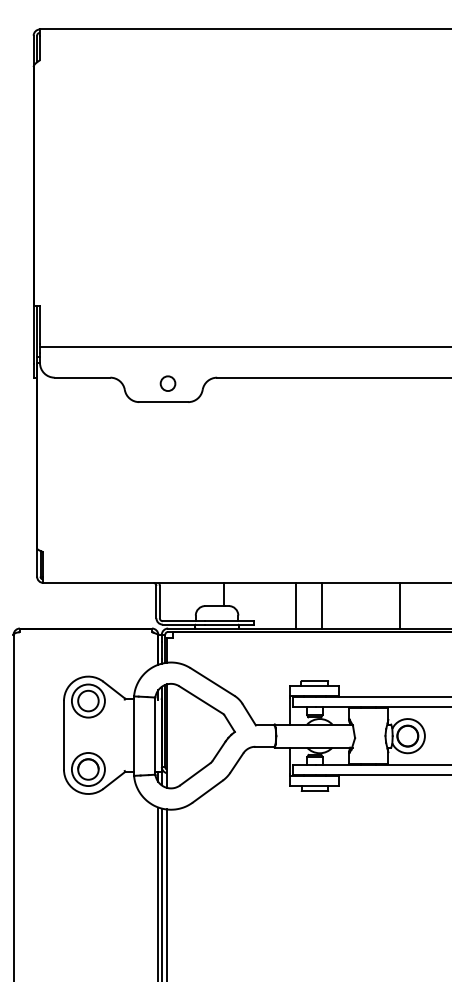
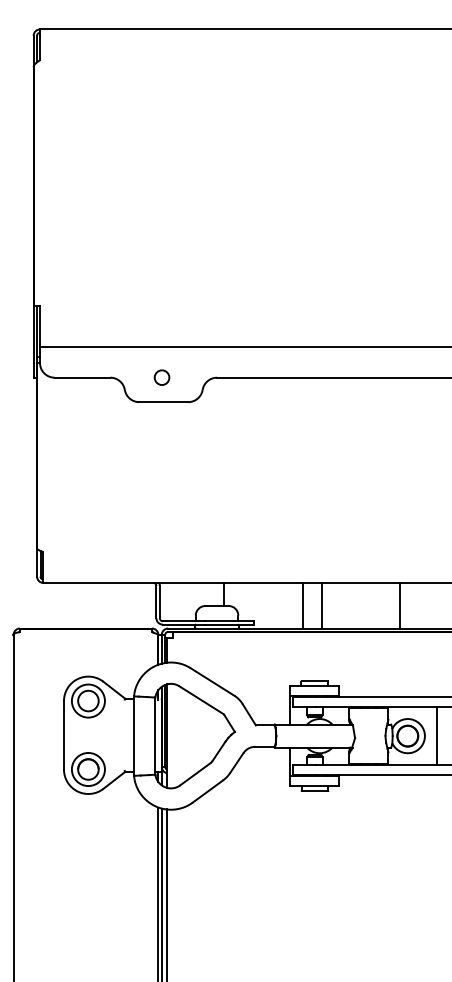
circle position: (167, 383) -> (161, 377) (161, 377)
line position: (295, 605) -> (302, 605) (302, 605)
line: none -> present (437, 735)
